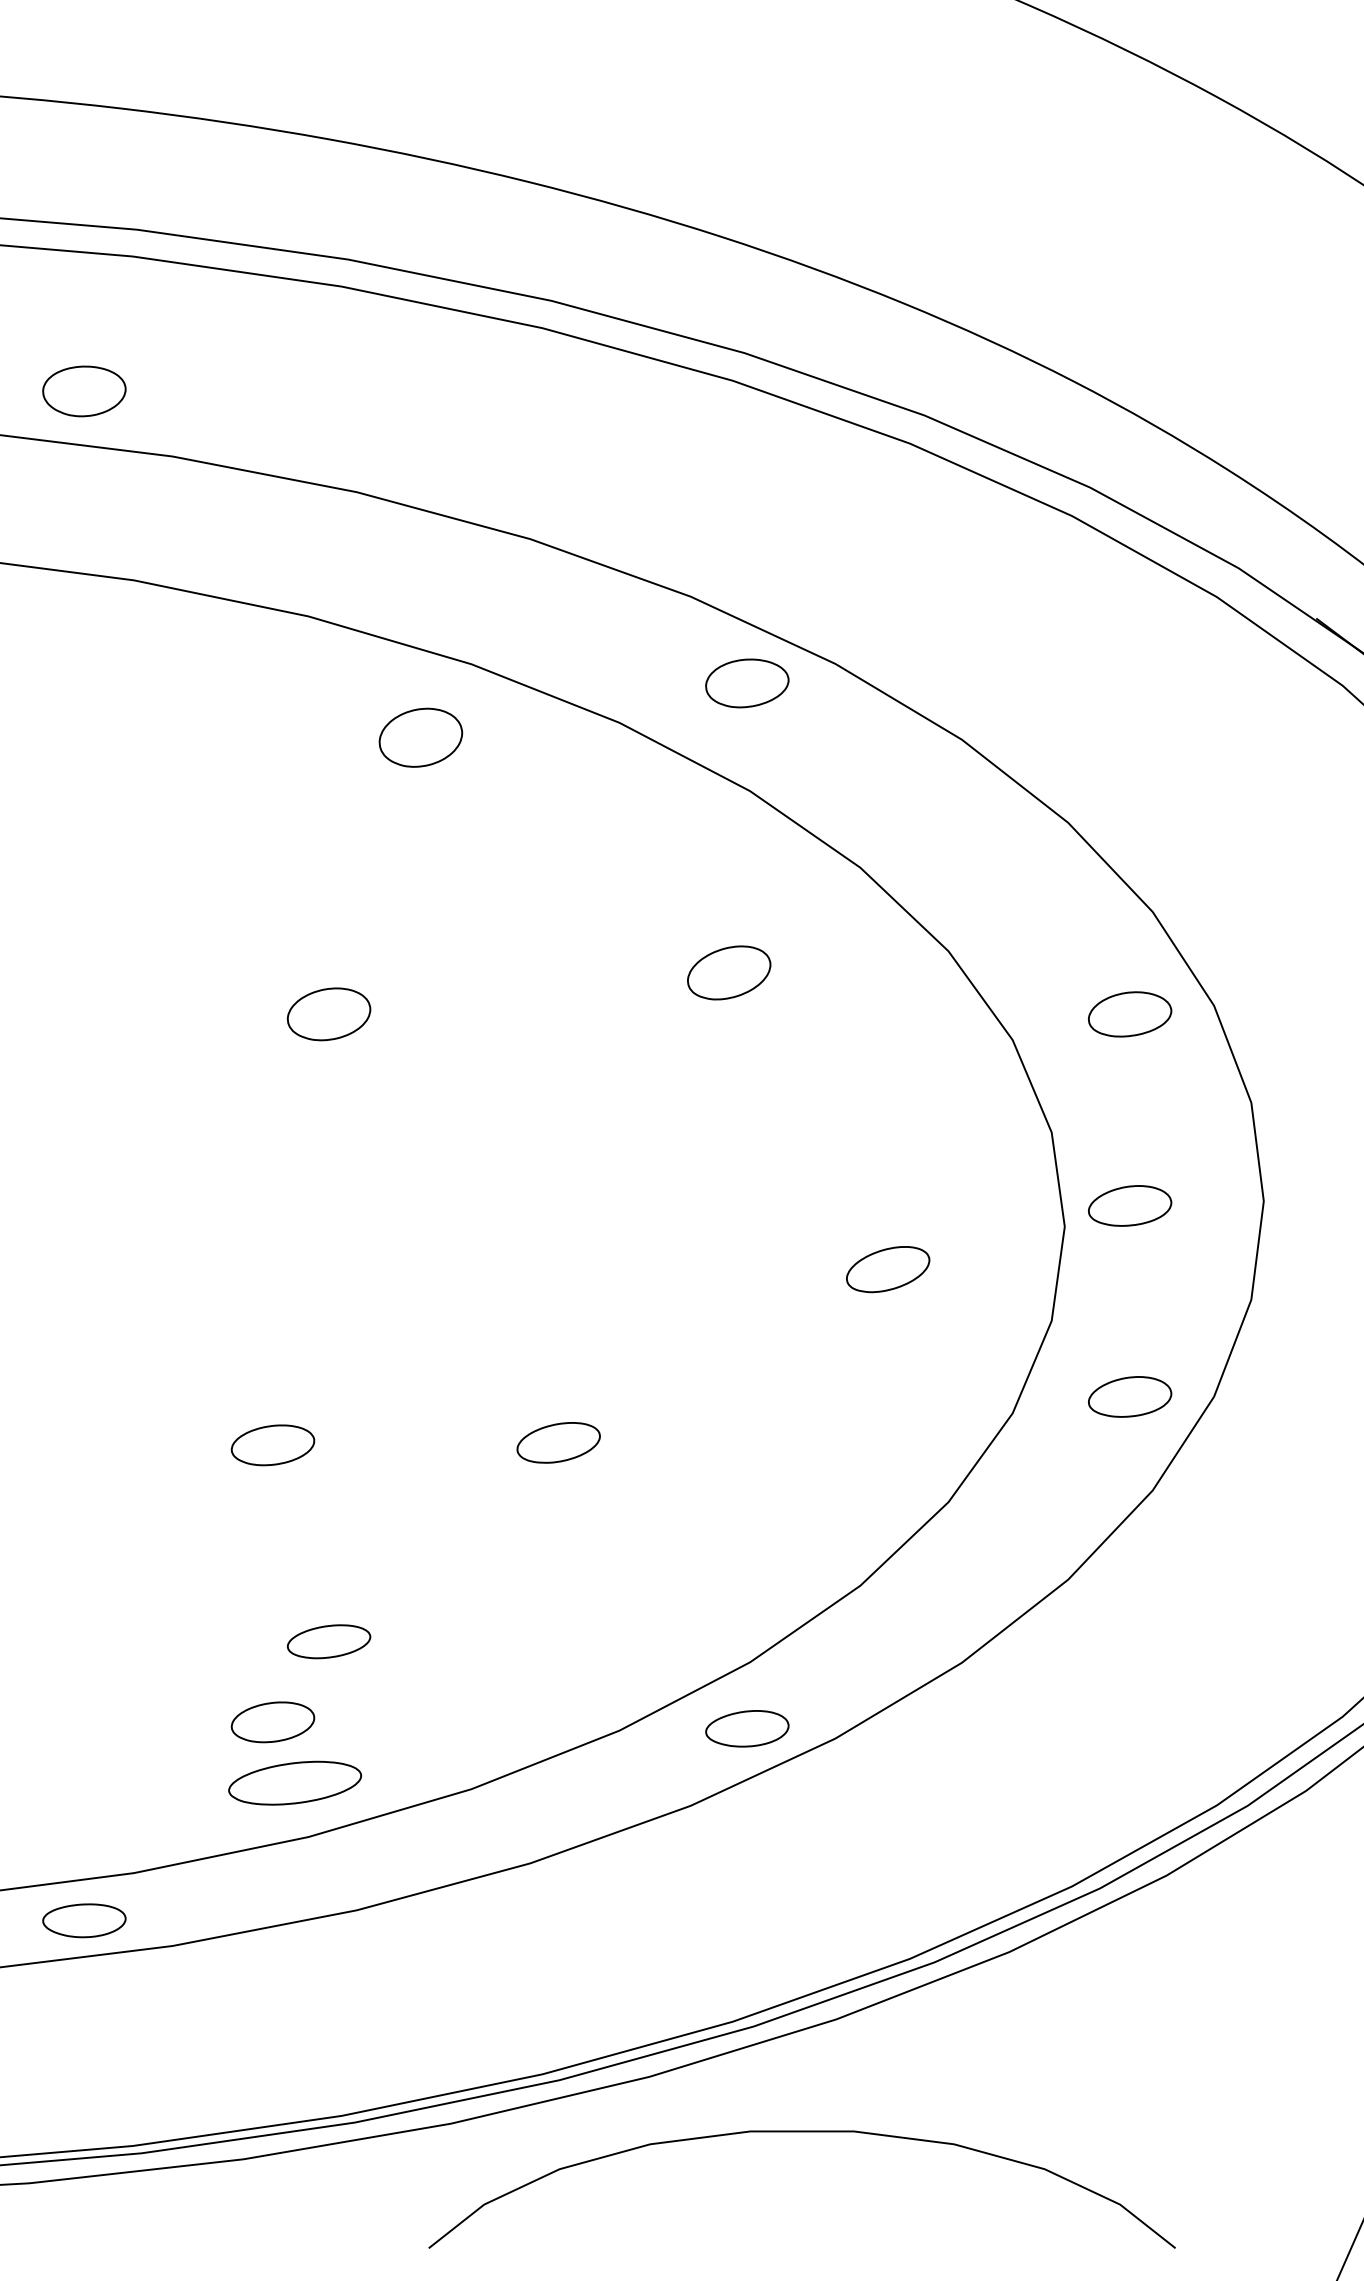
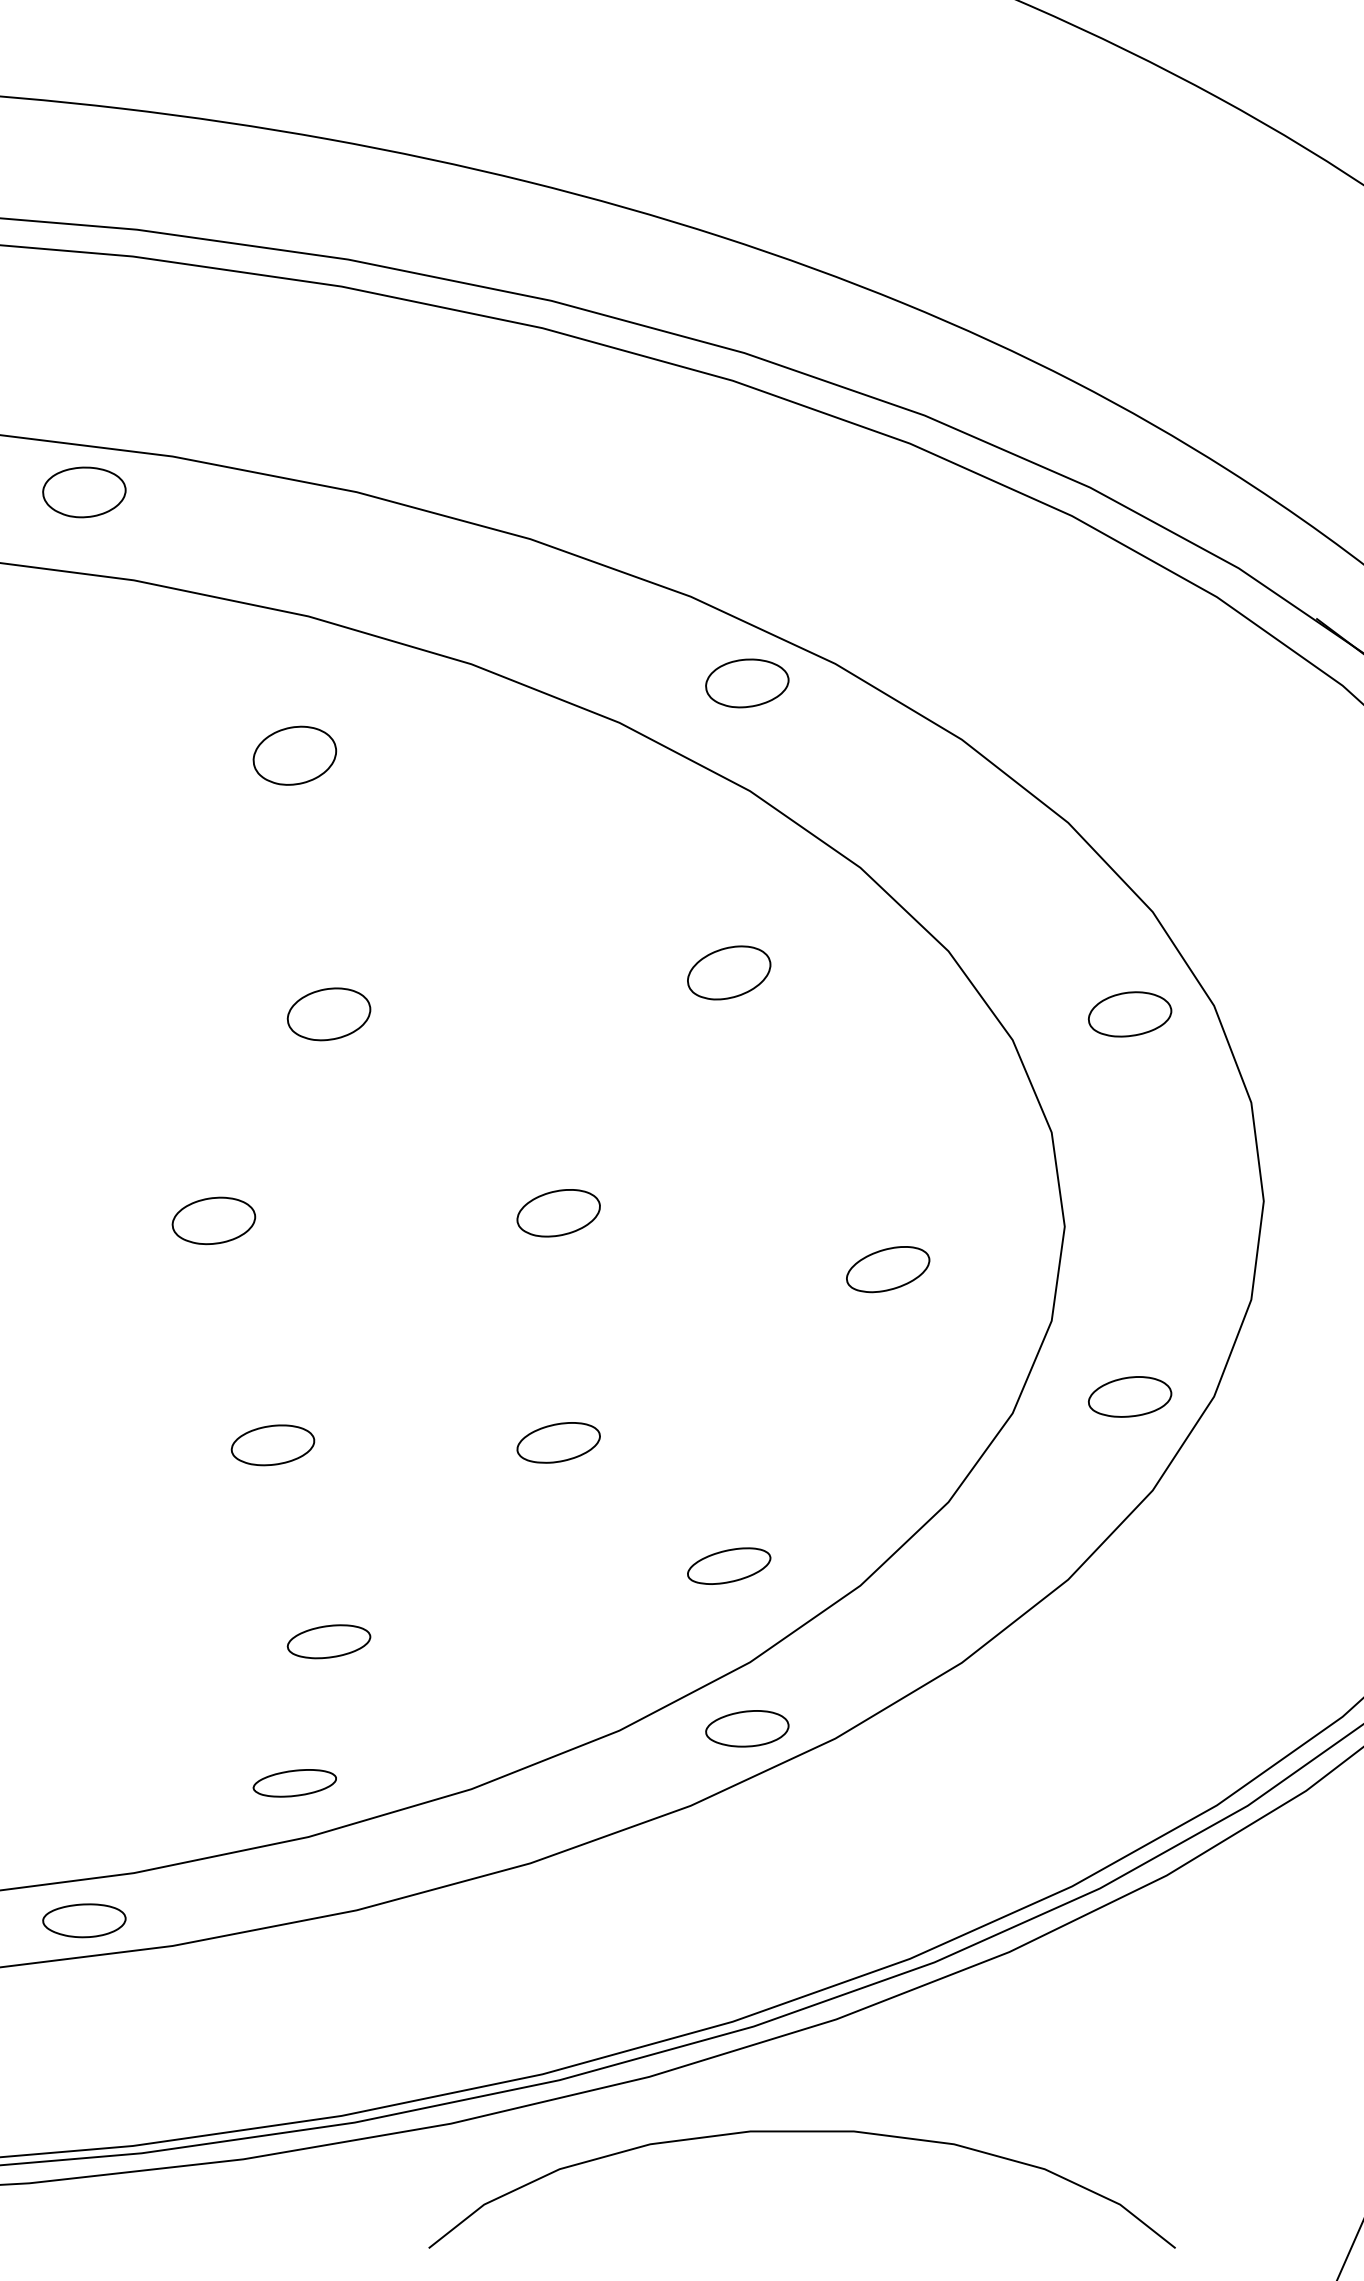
part position: (84, 391) -> (84, 492) (84, 492)
part position: (420, 737) -> (294, 755) (294, 755)
part: present -> none (1130, 1205)
part: none -> present (558, 1213)
part: none -> present (213, 1220)
part: none -> present (729, 1565)
part: present -> none (272, 1722)
part size: 135x46 px -> 85x29 px (294, 1783)
